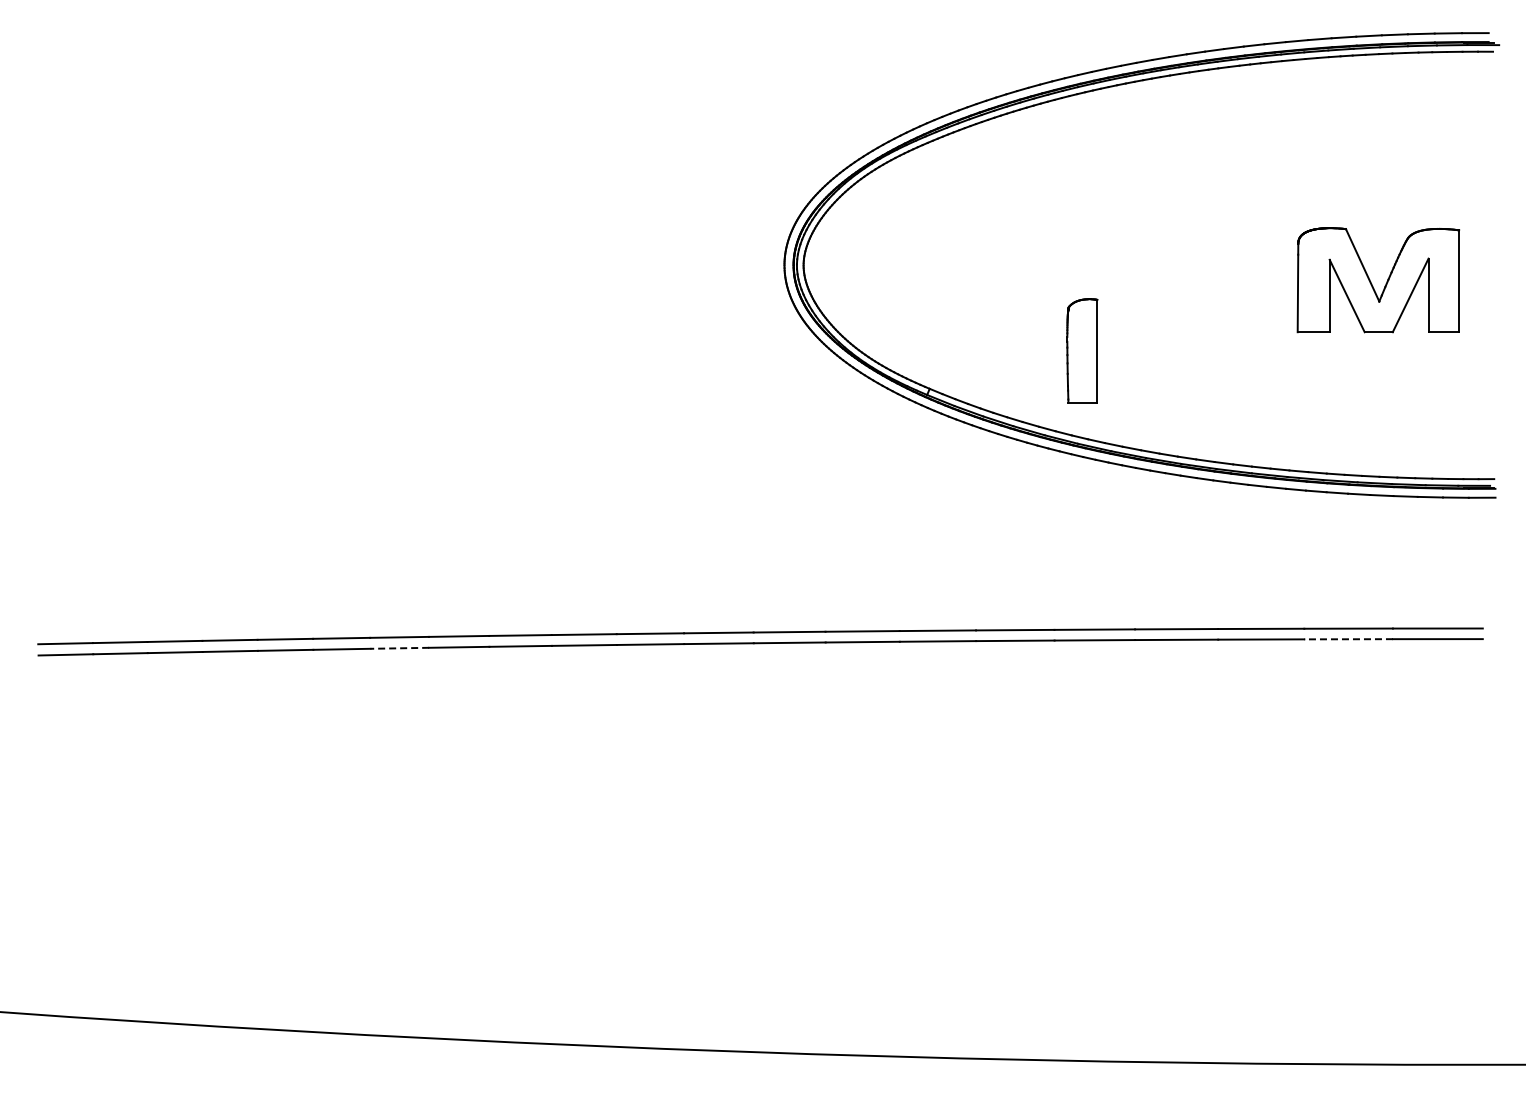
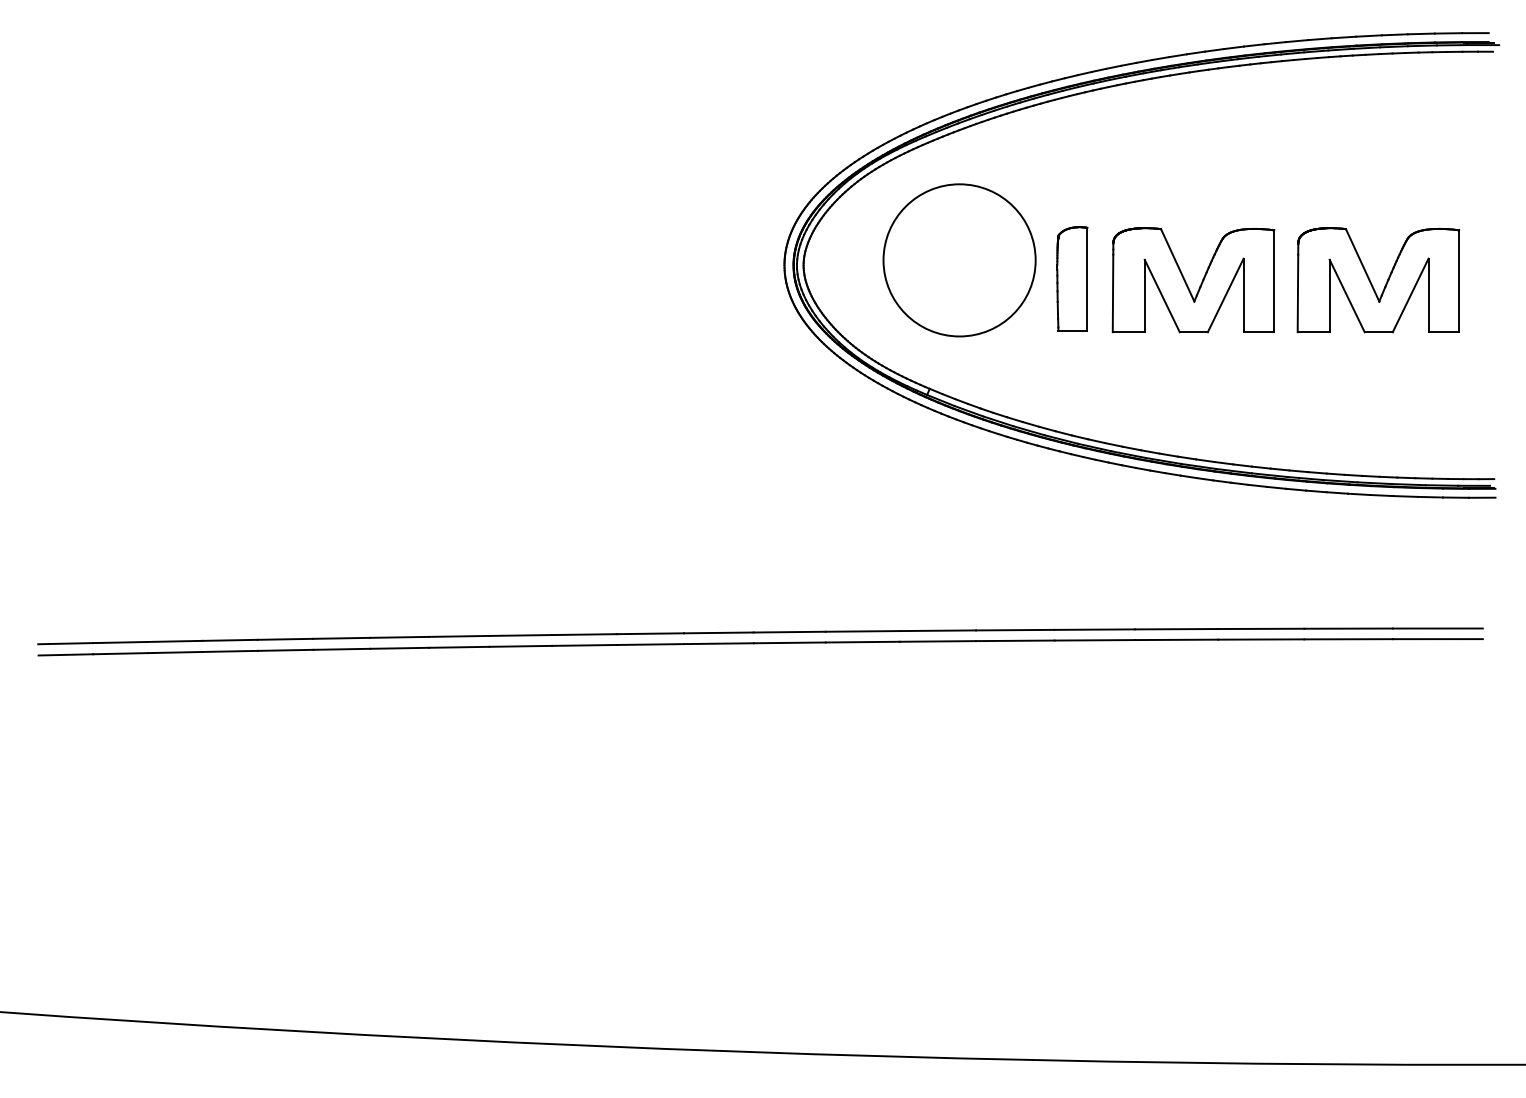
circle: none -> present (959, 260)
part: none -> present (1187, 283)
part position: (1082, 350) -> (1072, 278) (1072, 278)
line: dashed -> solid (1348, 639)
line: dashed -> solid (399, 648)
